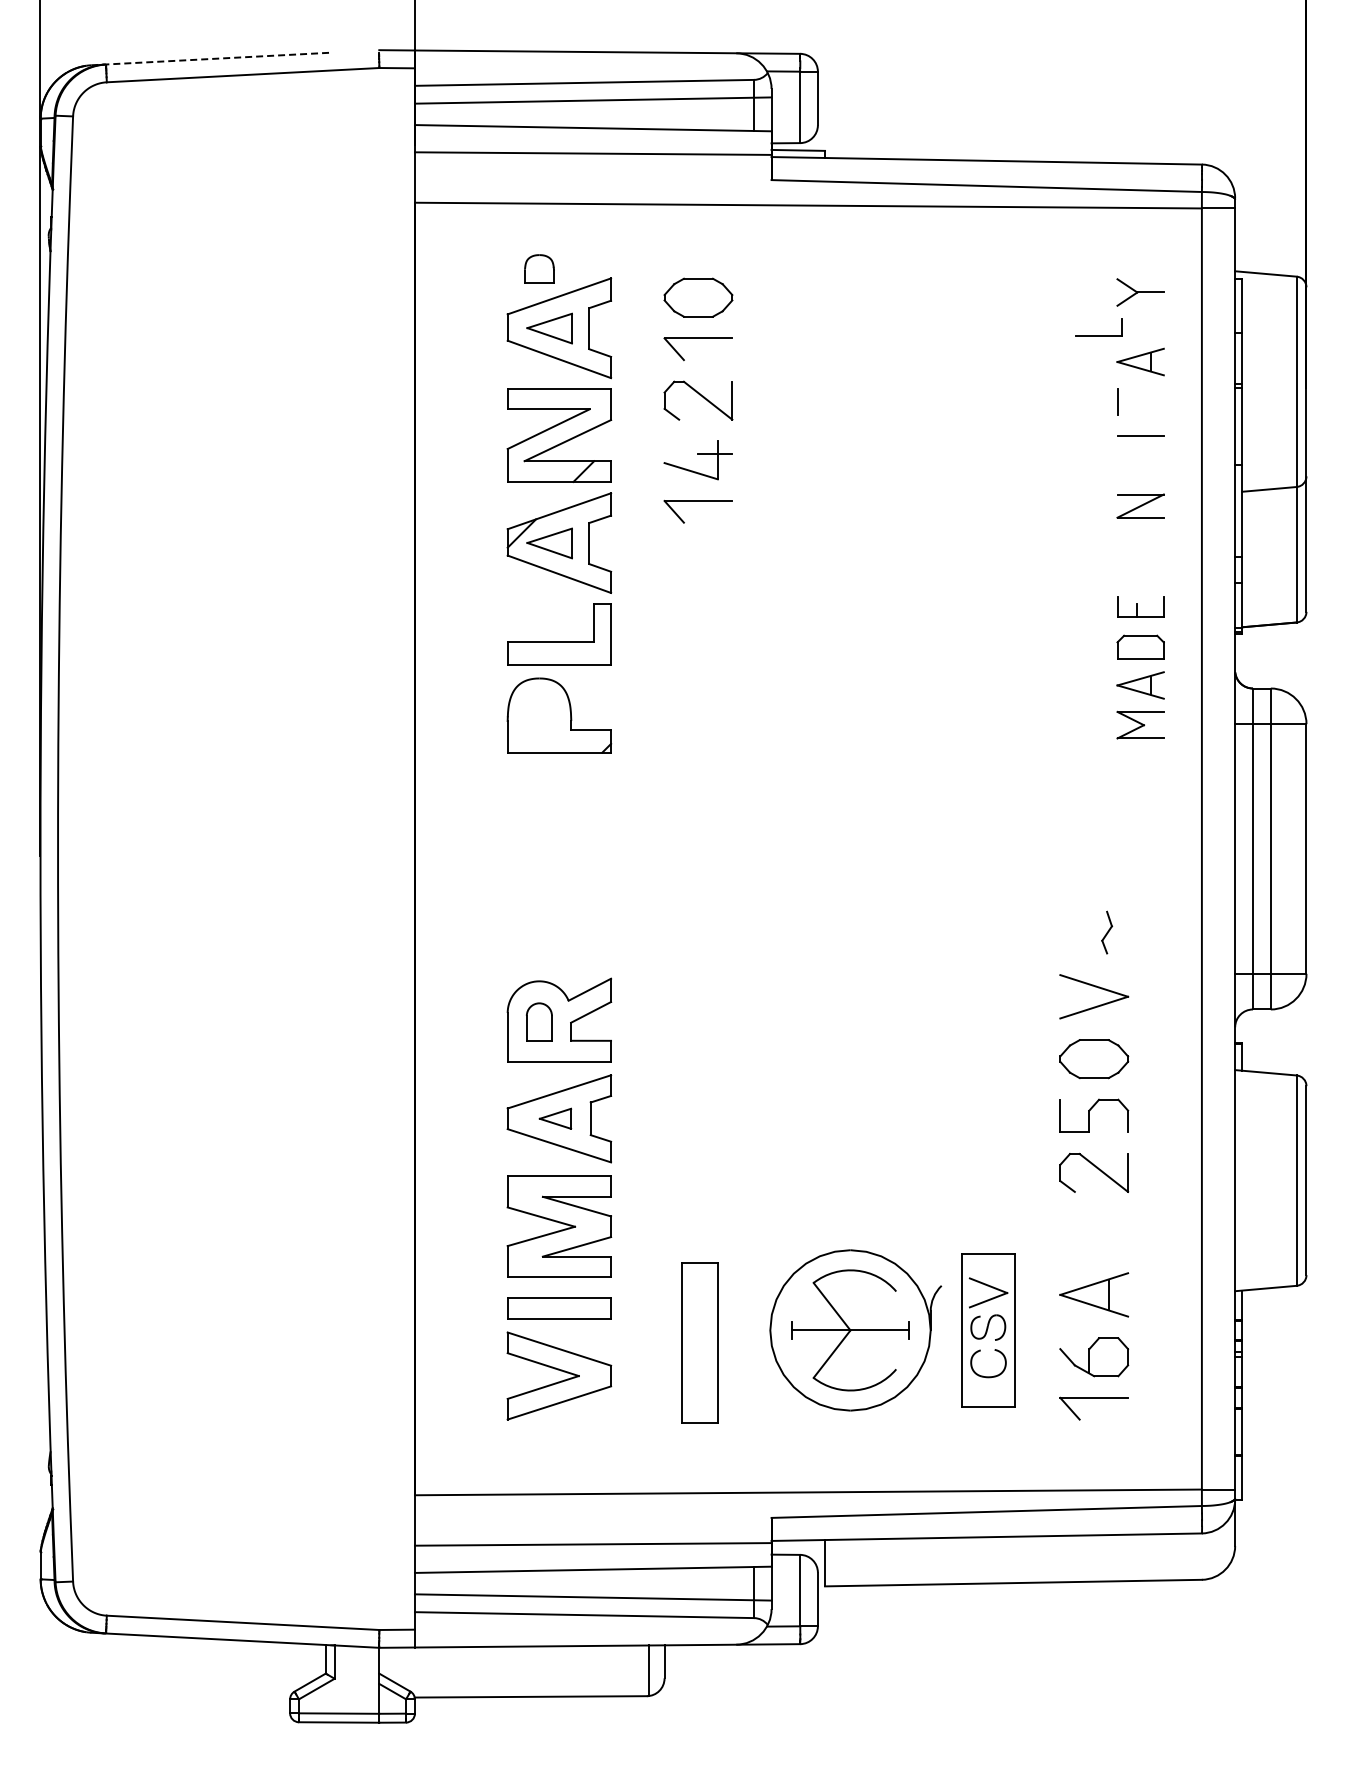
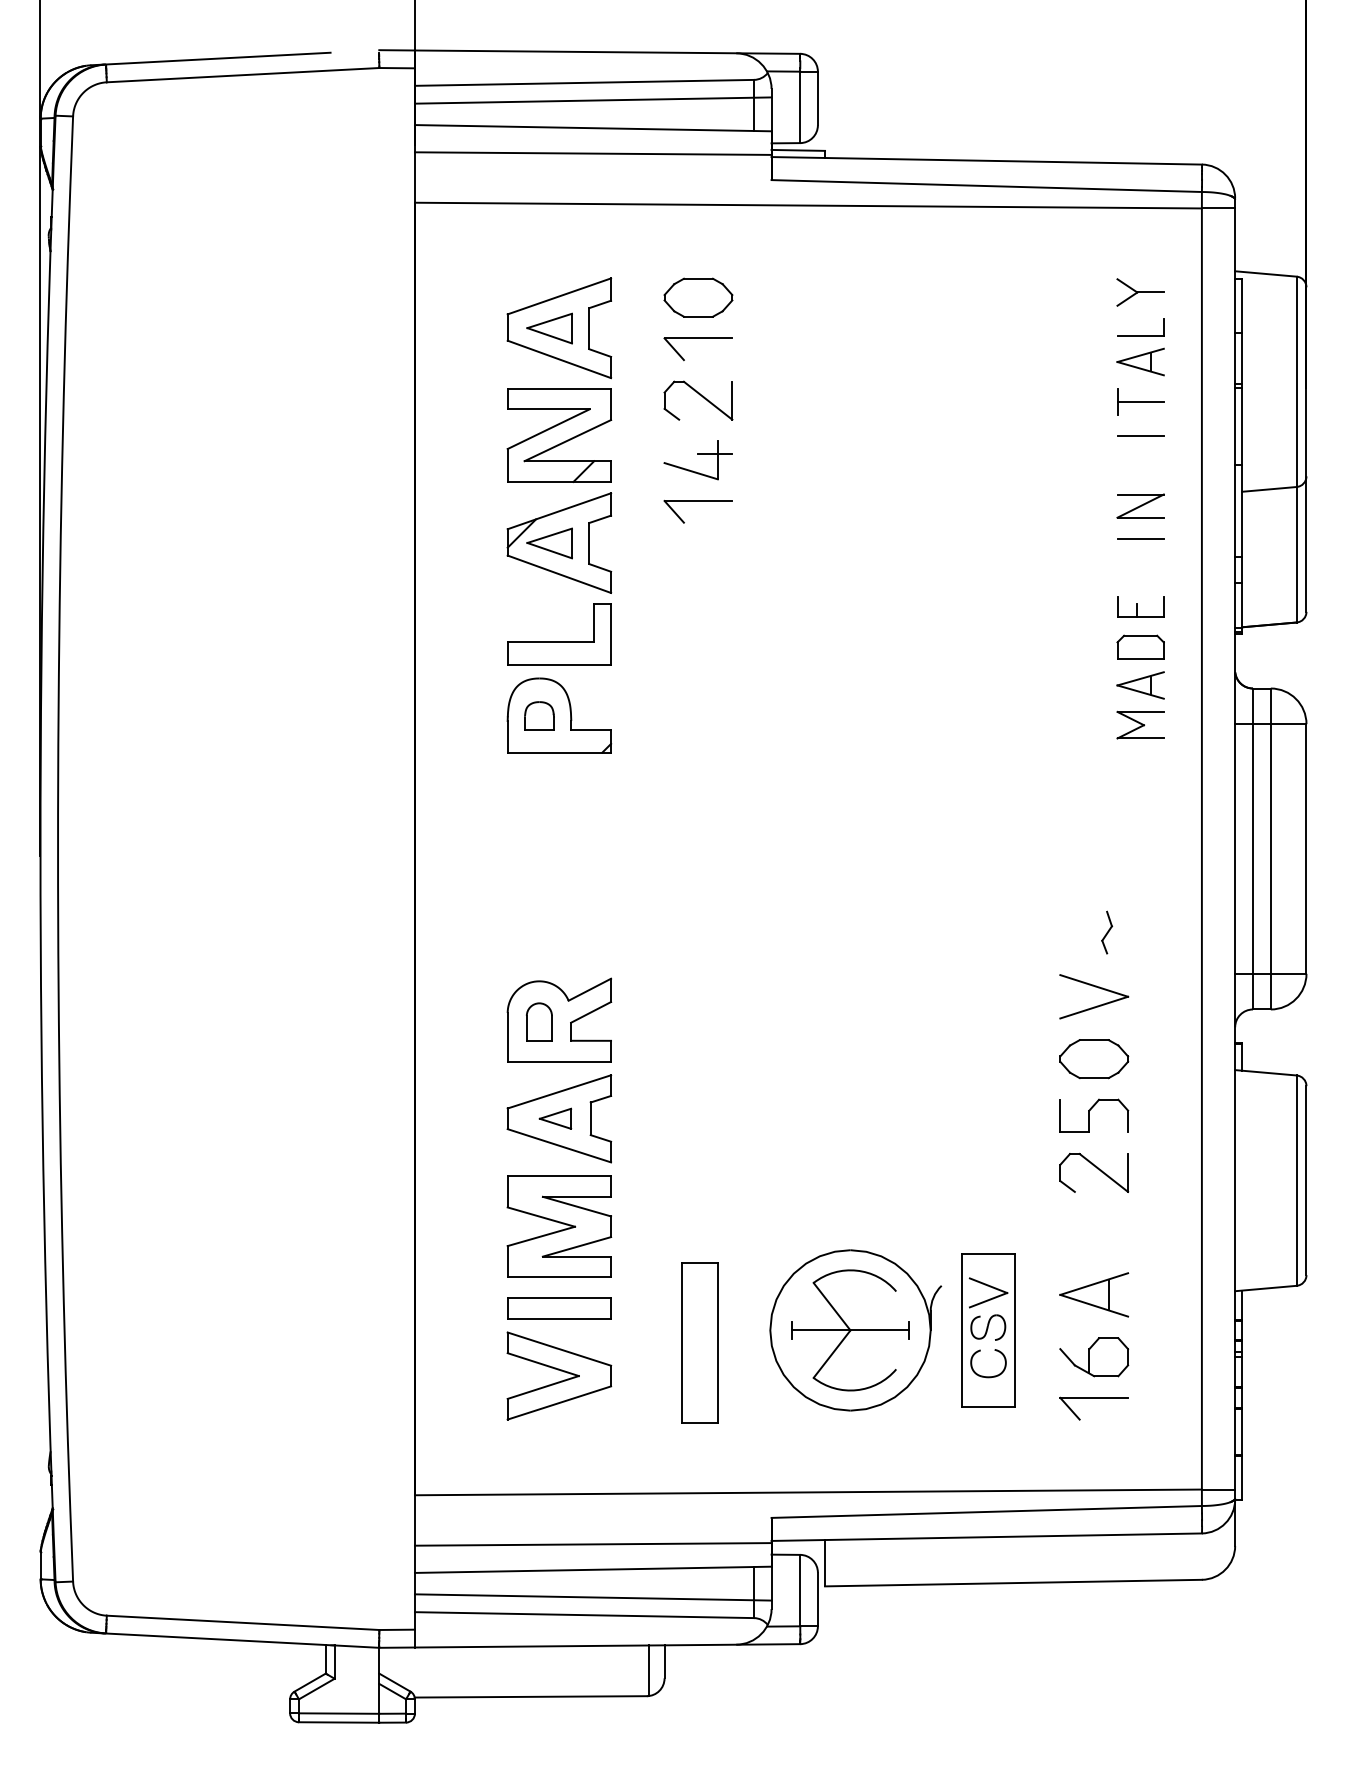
line: dashed -> solid (210, 59)
part position: (539, 268) -> (539, 715) (539, 715)
part position: (1098, 335) -> (1140, 335) (1140, 335)
line: none -> present (1140, 401)
line: none -> present (1140, 538)
